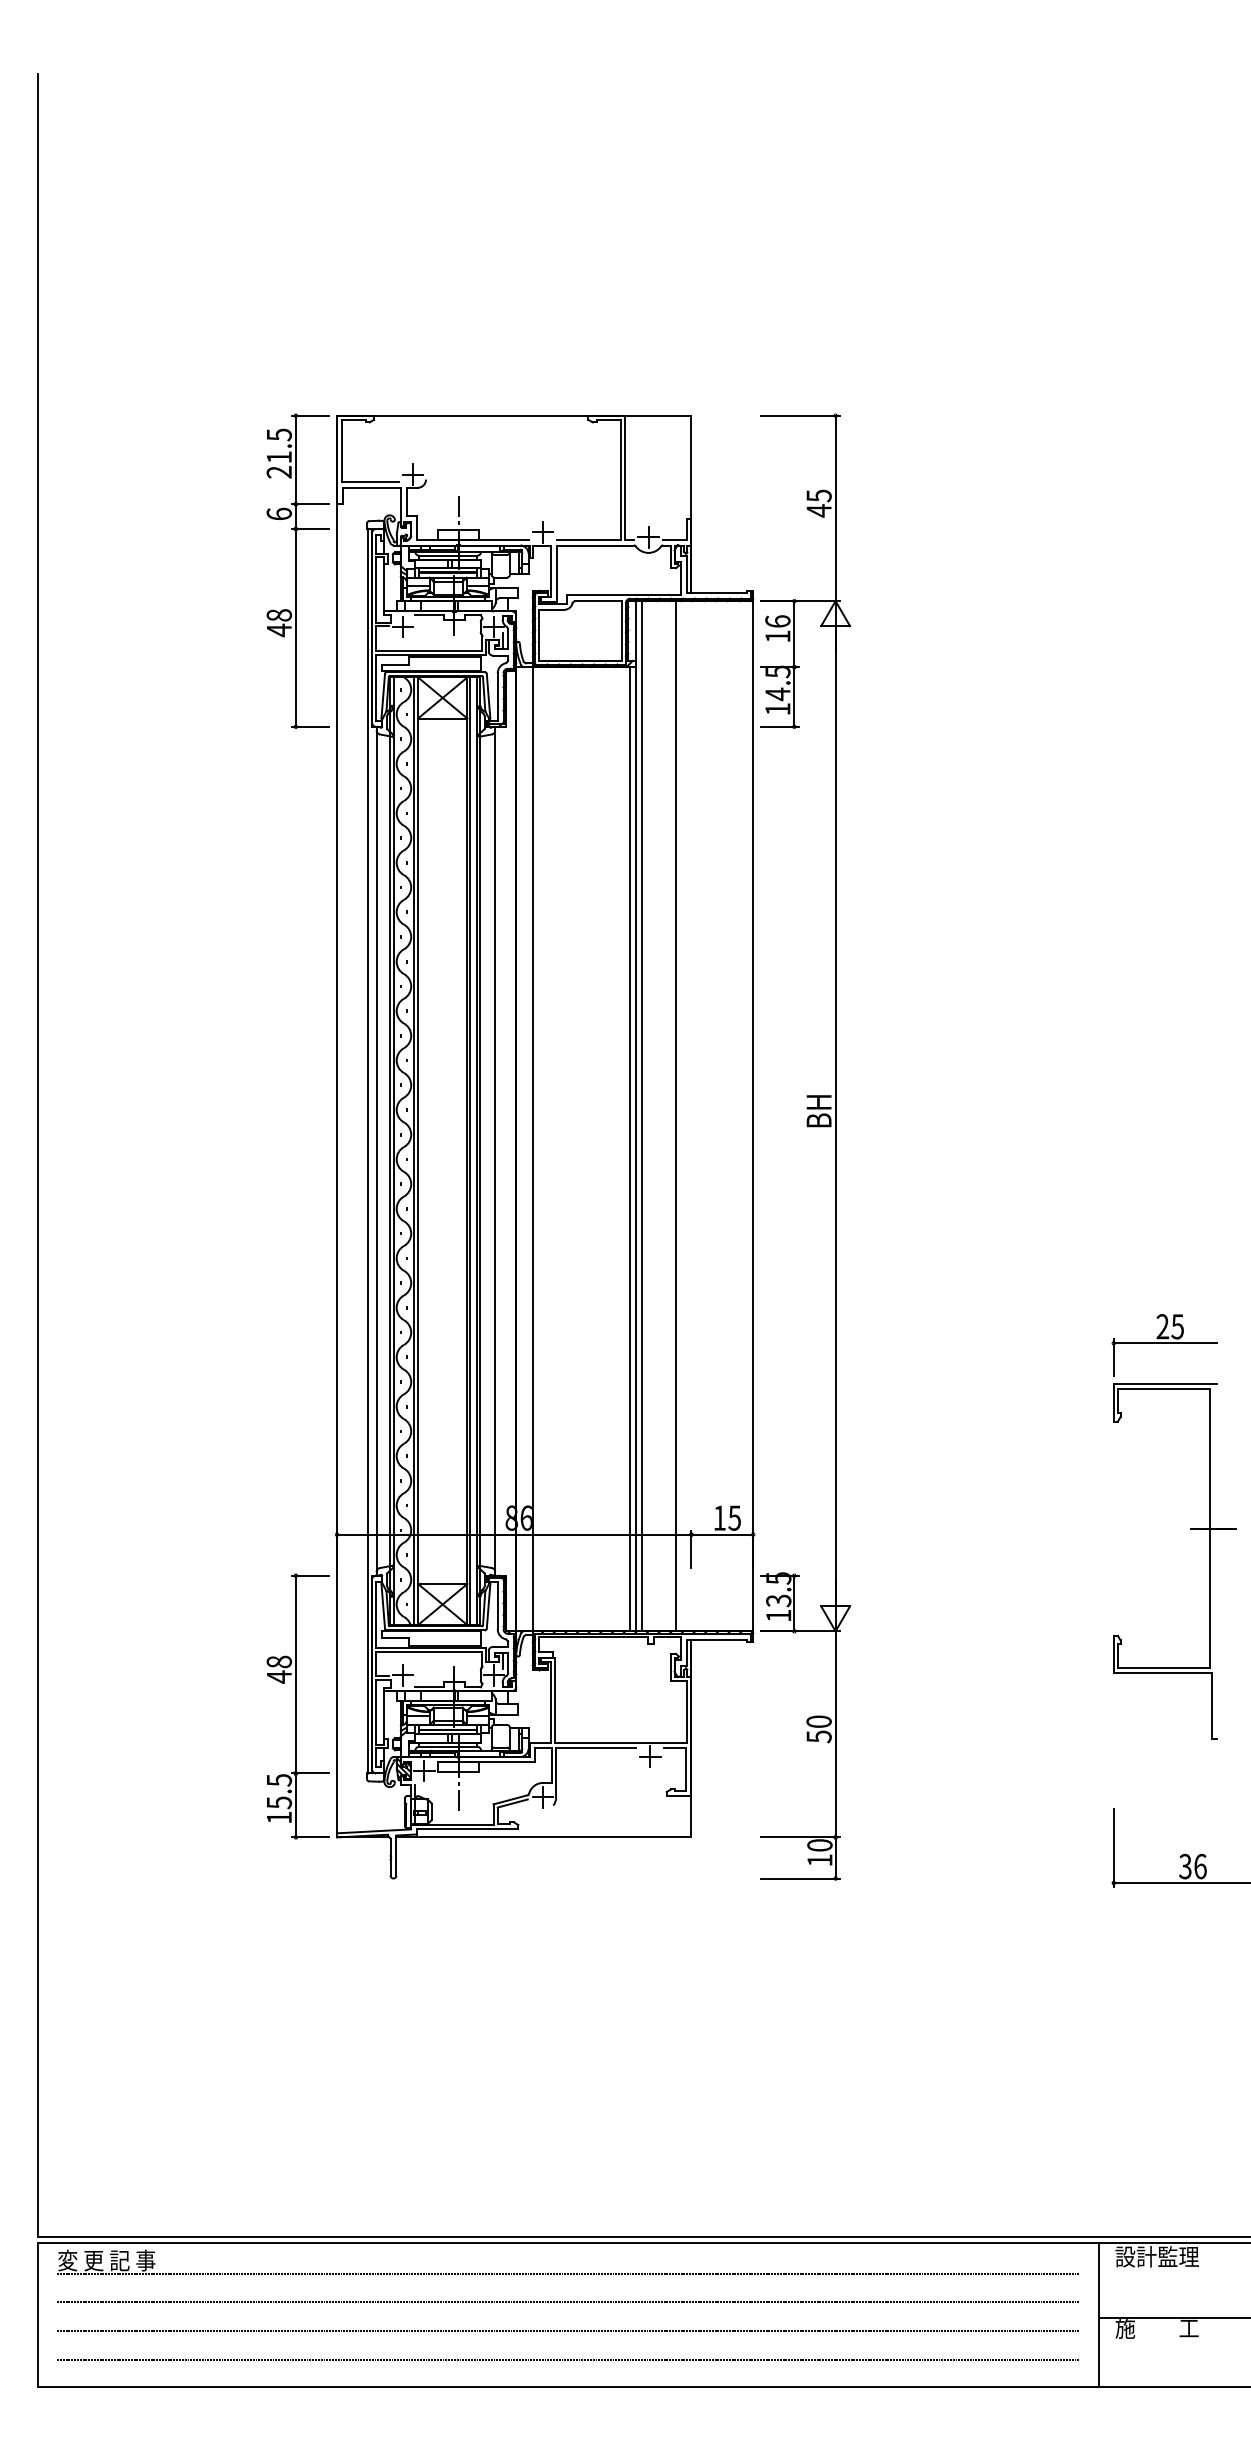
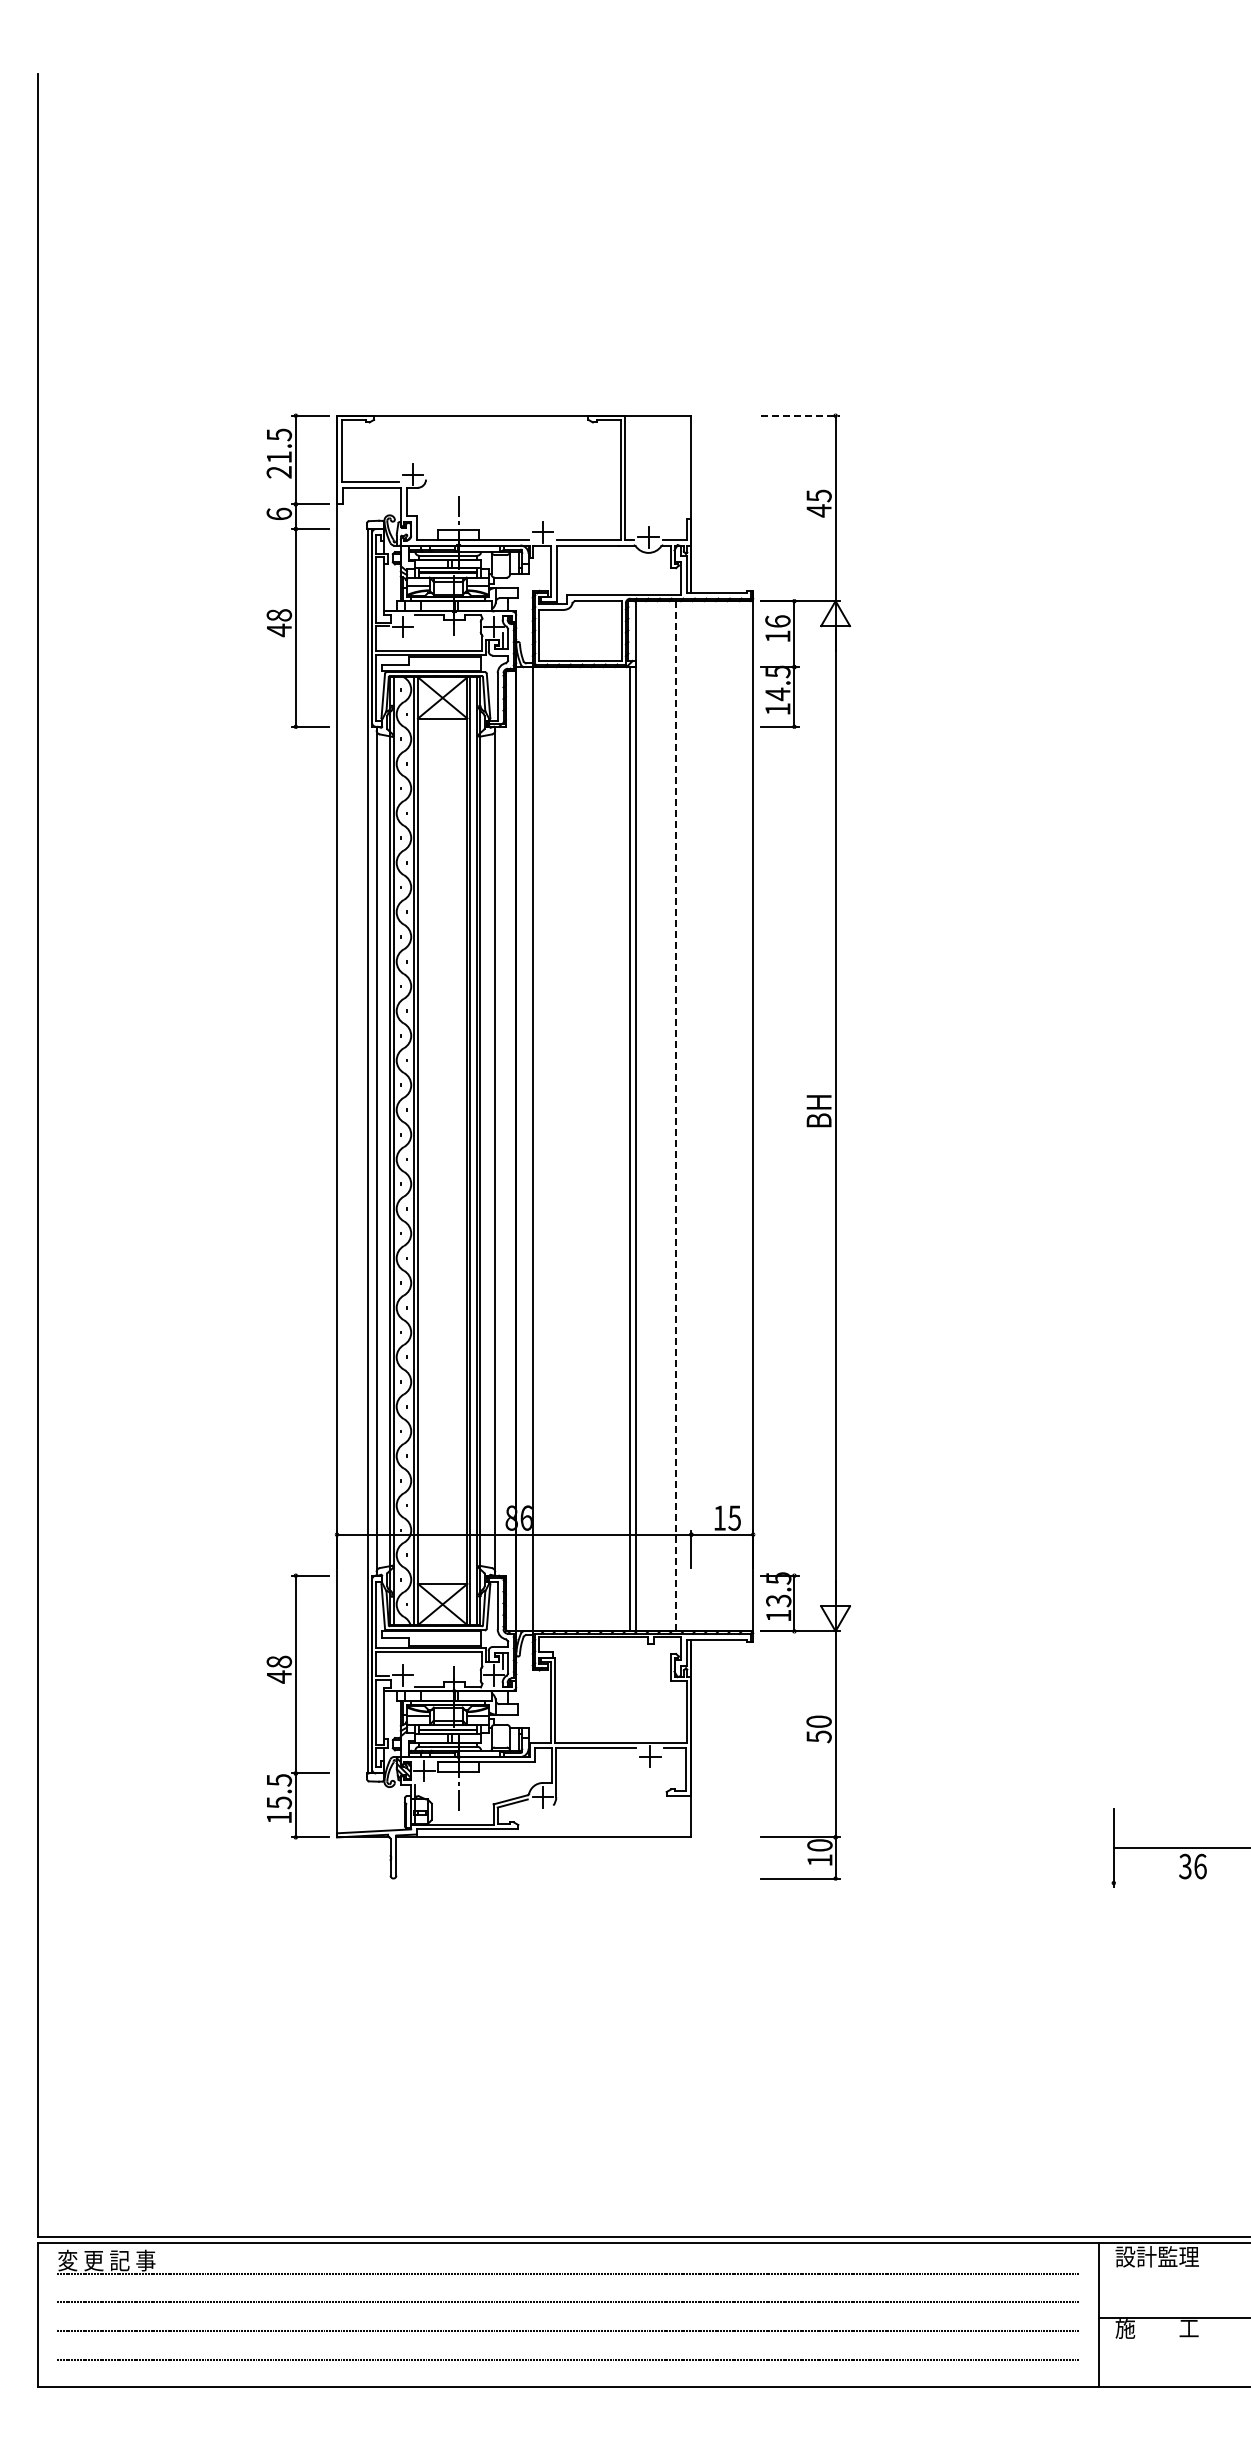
line: solid -> dashed (801, 415)
line: present -> none (641, 1116)
line: solid -> dashed (675, 1116)
part: present -> none (1190, 1528)
line position: (1180, 1883) -> (1180, 1848) (1180, 1848)
